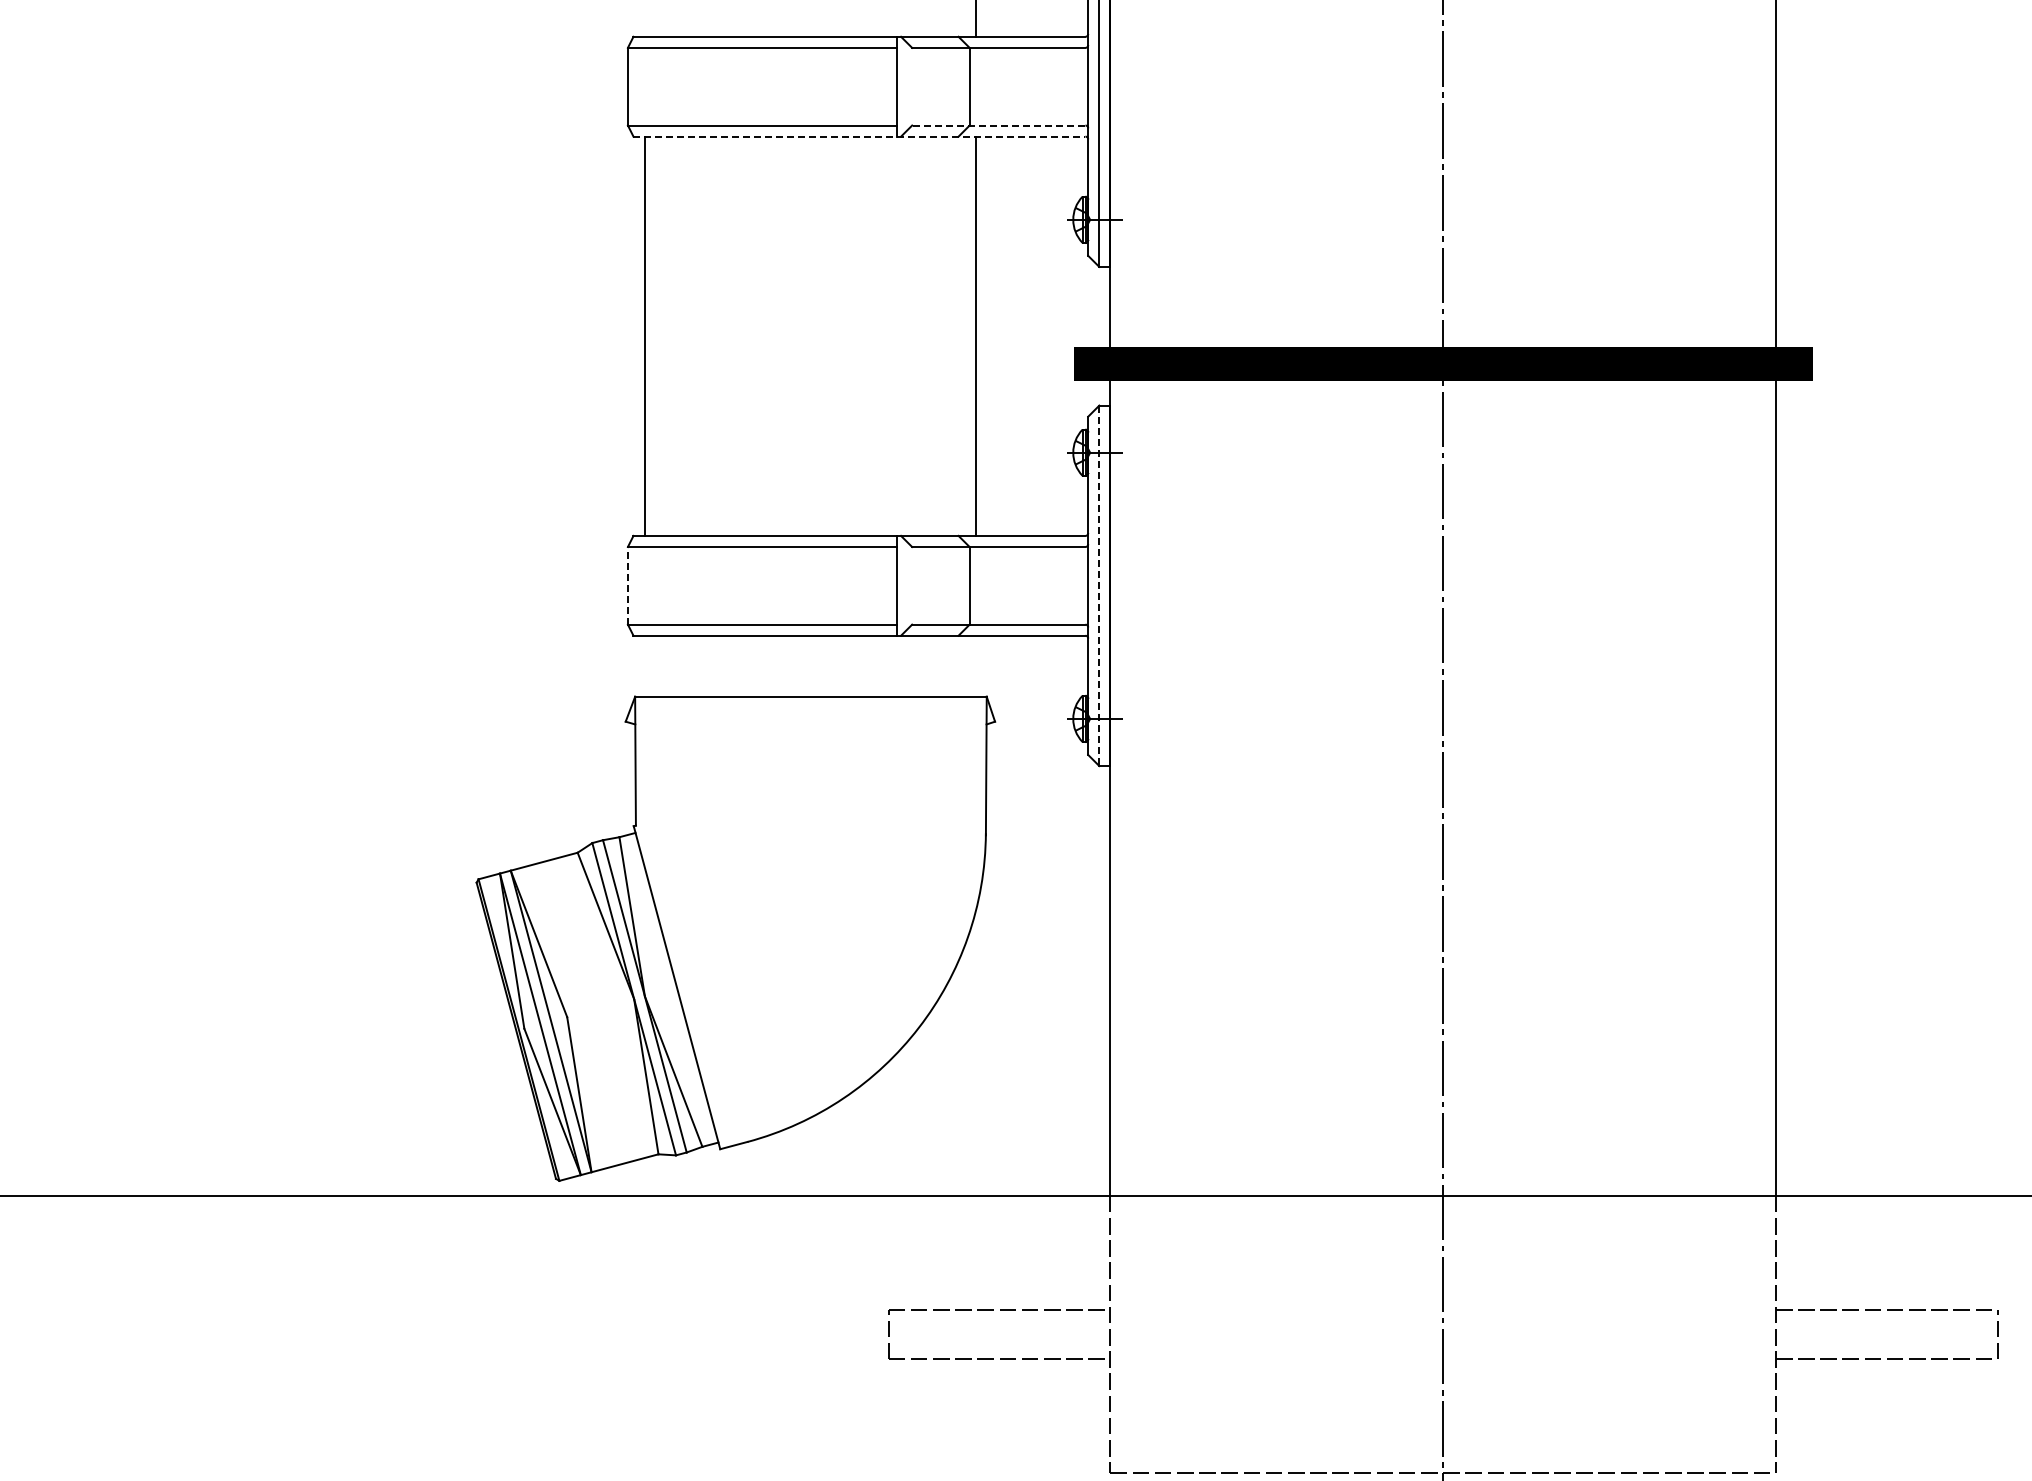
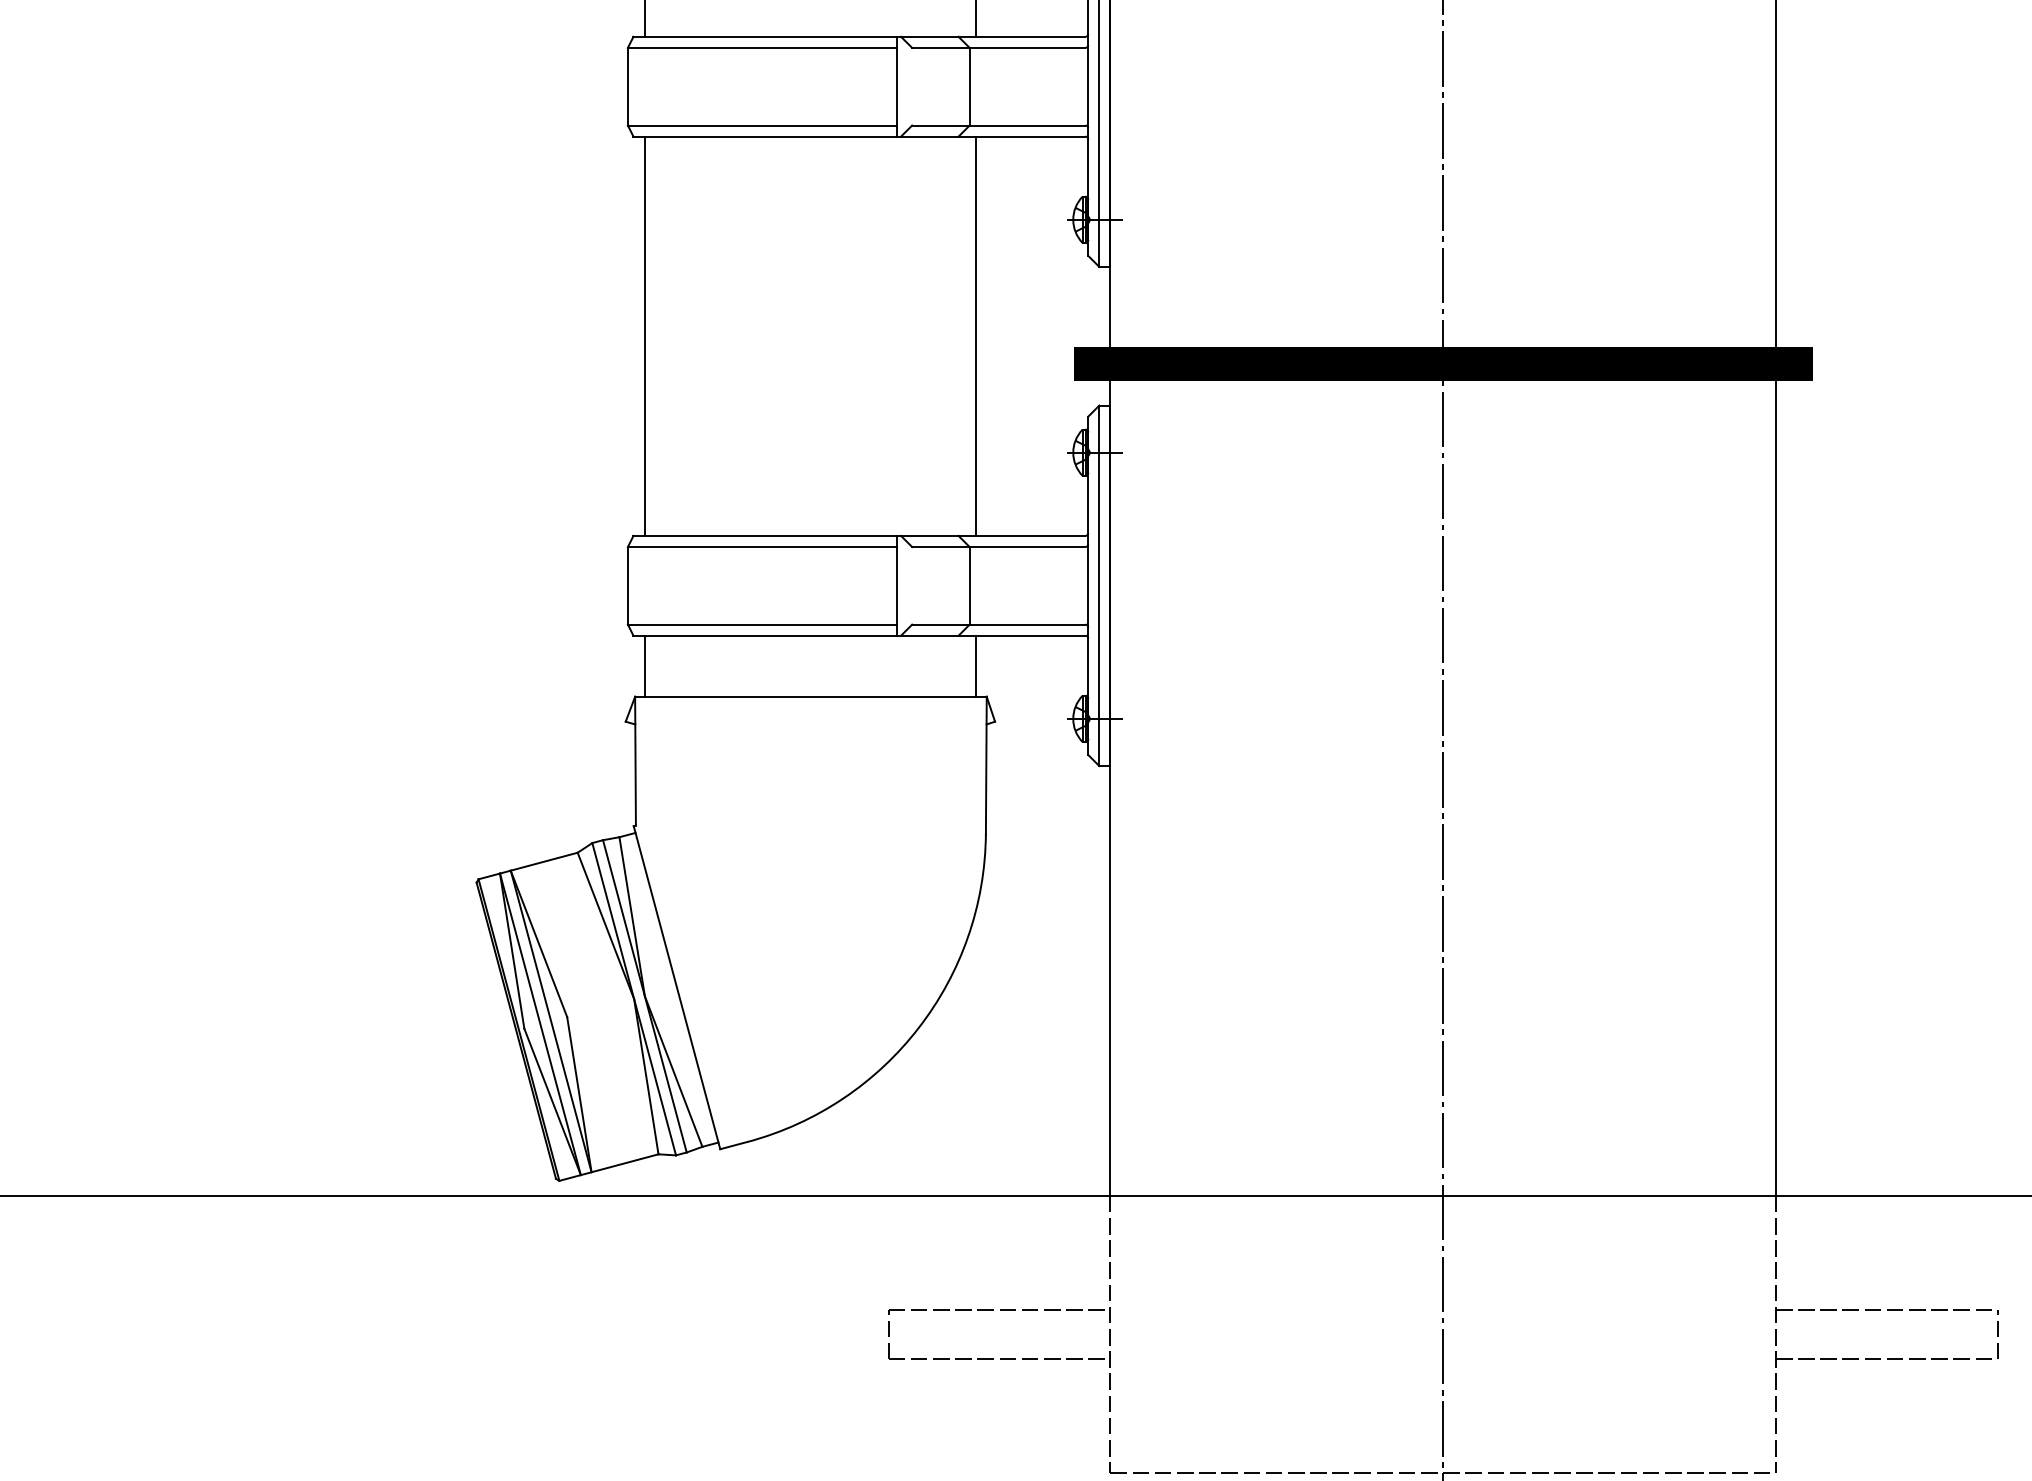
line: none -> present (645, 19)
line: dashed -> solid (998, 125)
line: dashed -> solid (859, 136)
line: dashed -> solid (627, 585)
line: dashed -> solid (1099, 586)
line: none -> present (645, 665)
line: none -> present (976, 665)
